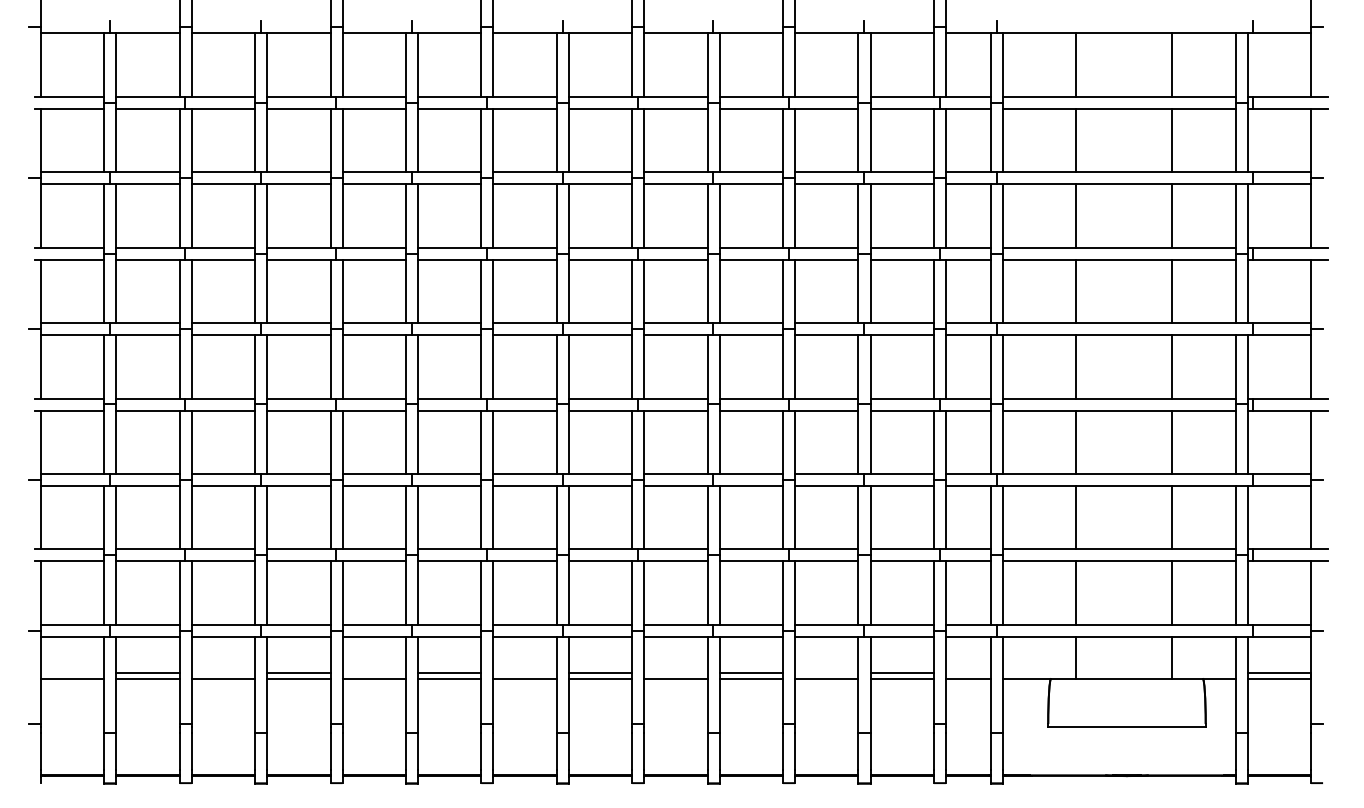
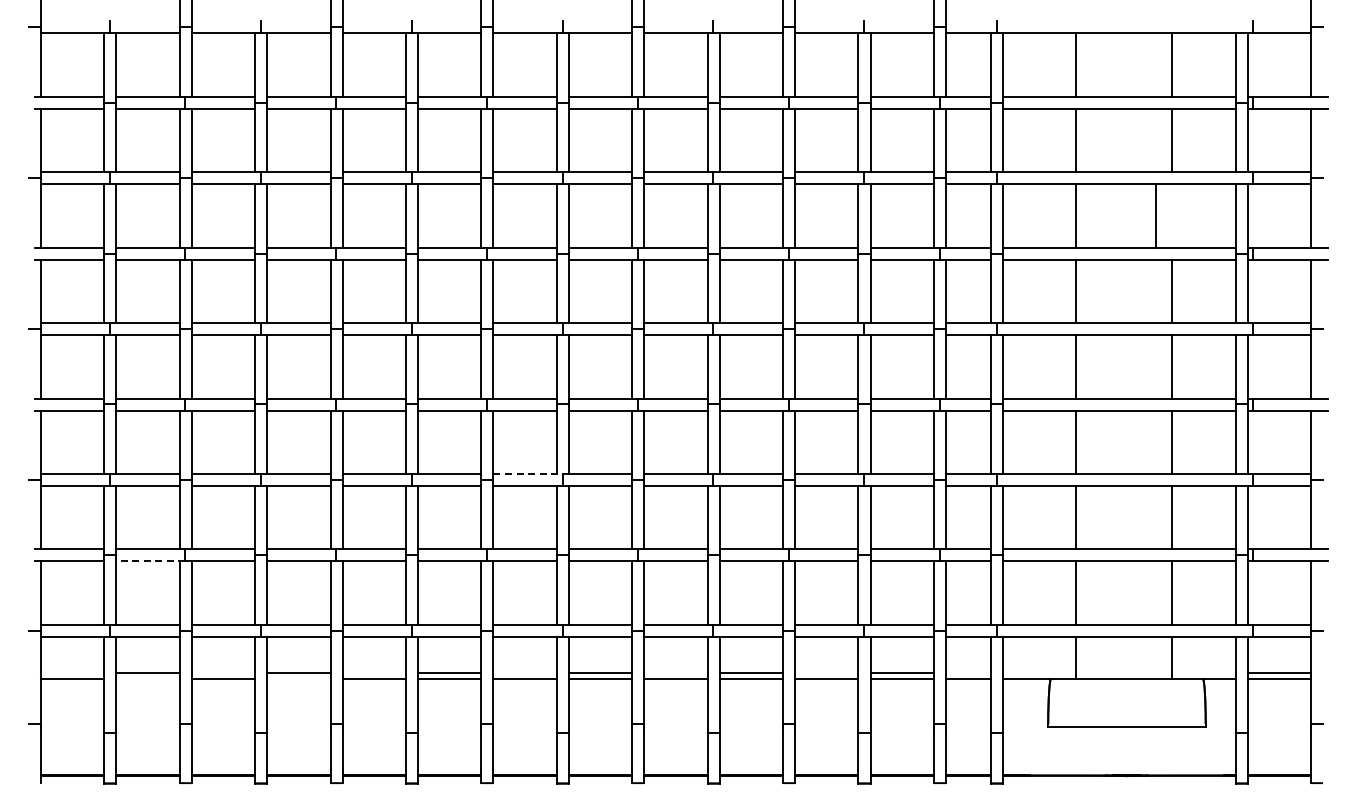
line position: (1172, 215) -> (1156, 215) (1156, 215)
line: solid -> dashed (528, 473)
line: solid -> dashed (150, 561)
line: present -> none (147, 678)
line: present -> none (298, 678)
